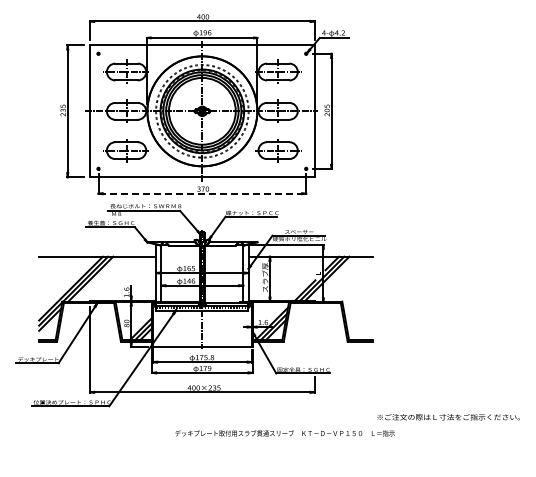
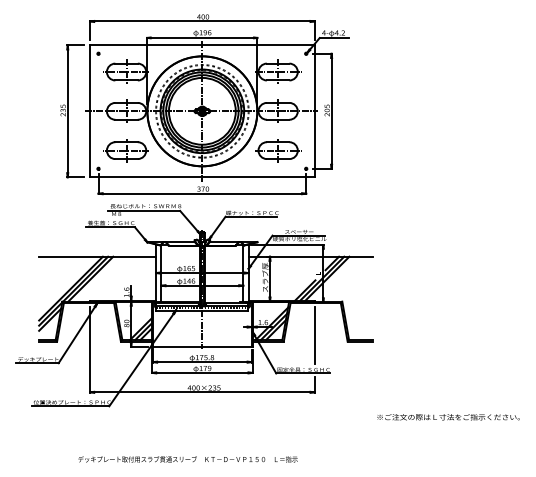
line: dashed -> solid (202, 193)
line: none -> present (314, 335)
text position: (284, 433) -> (187, 459) (187, 459)
